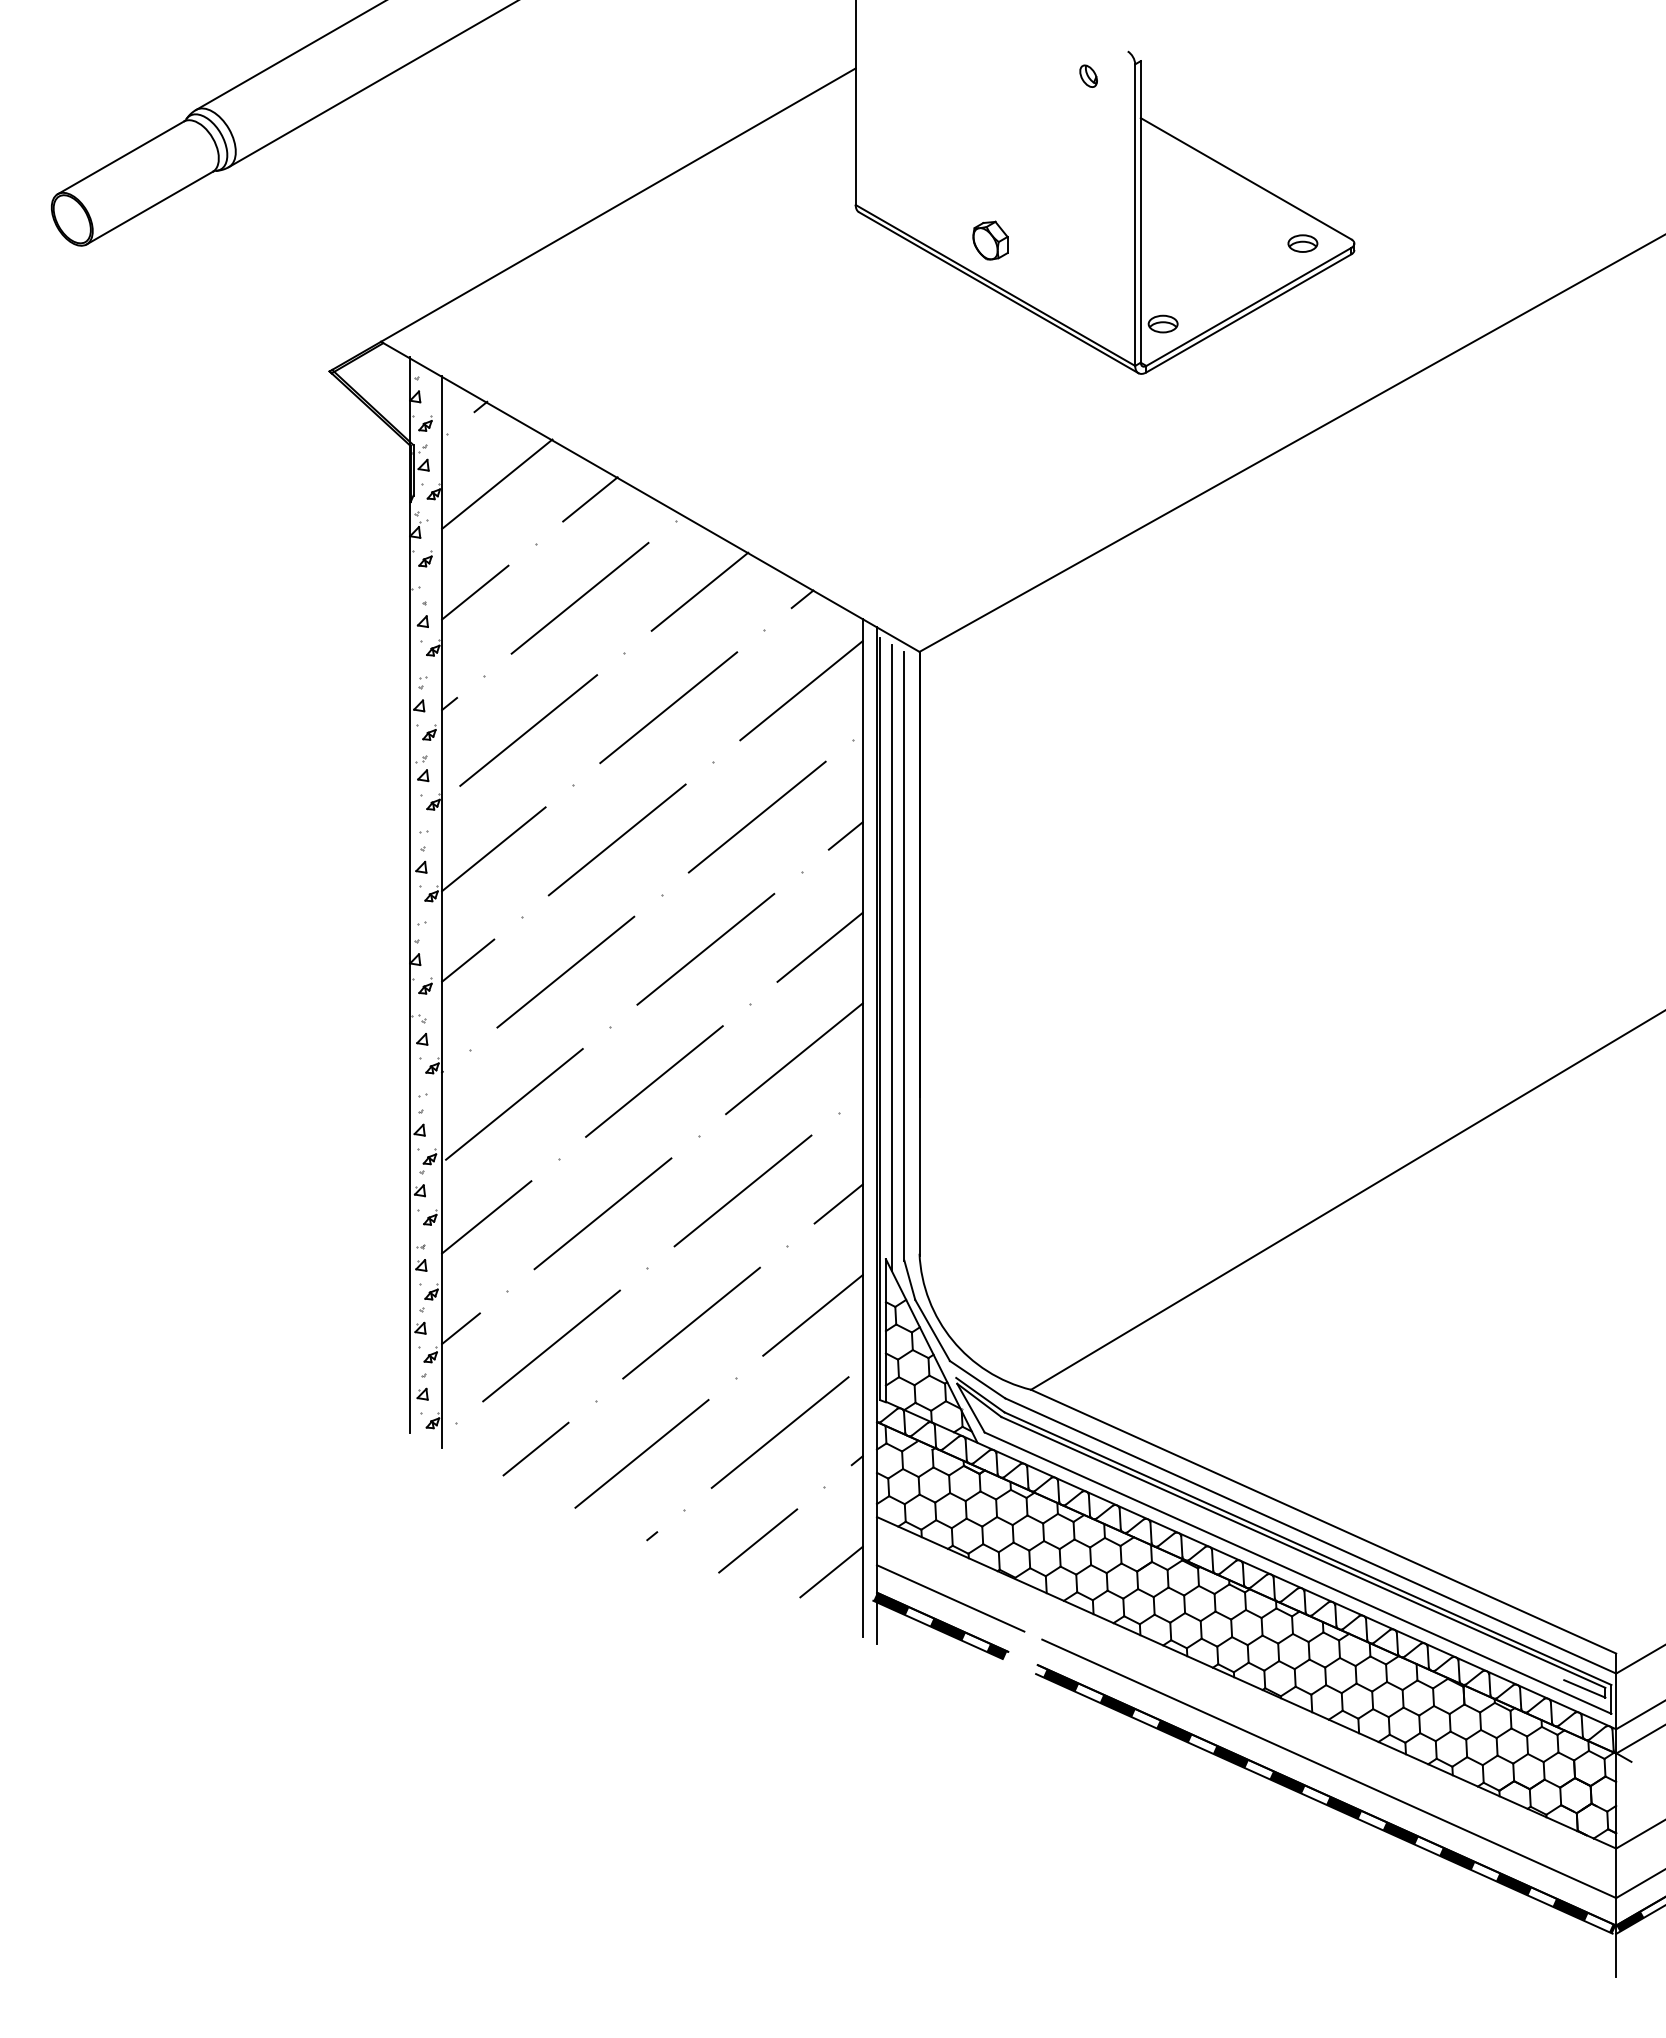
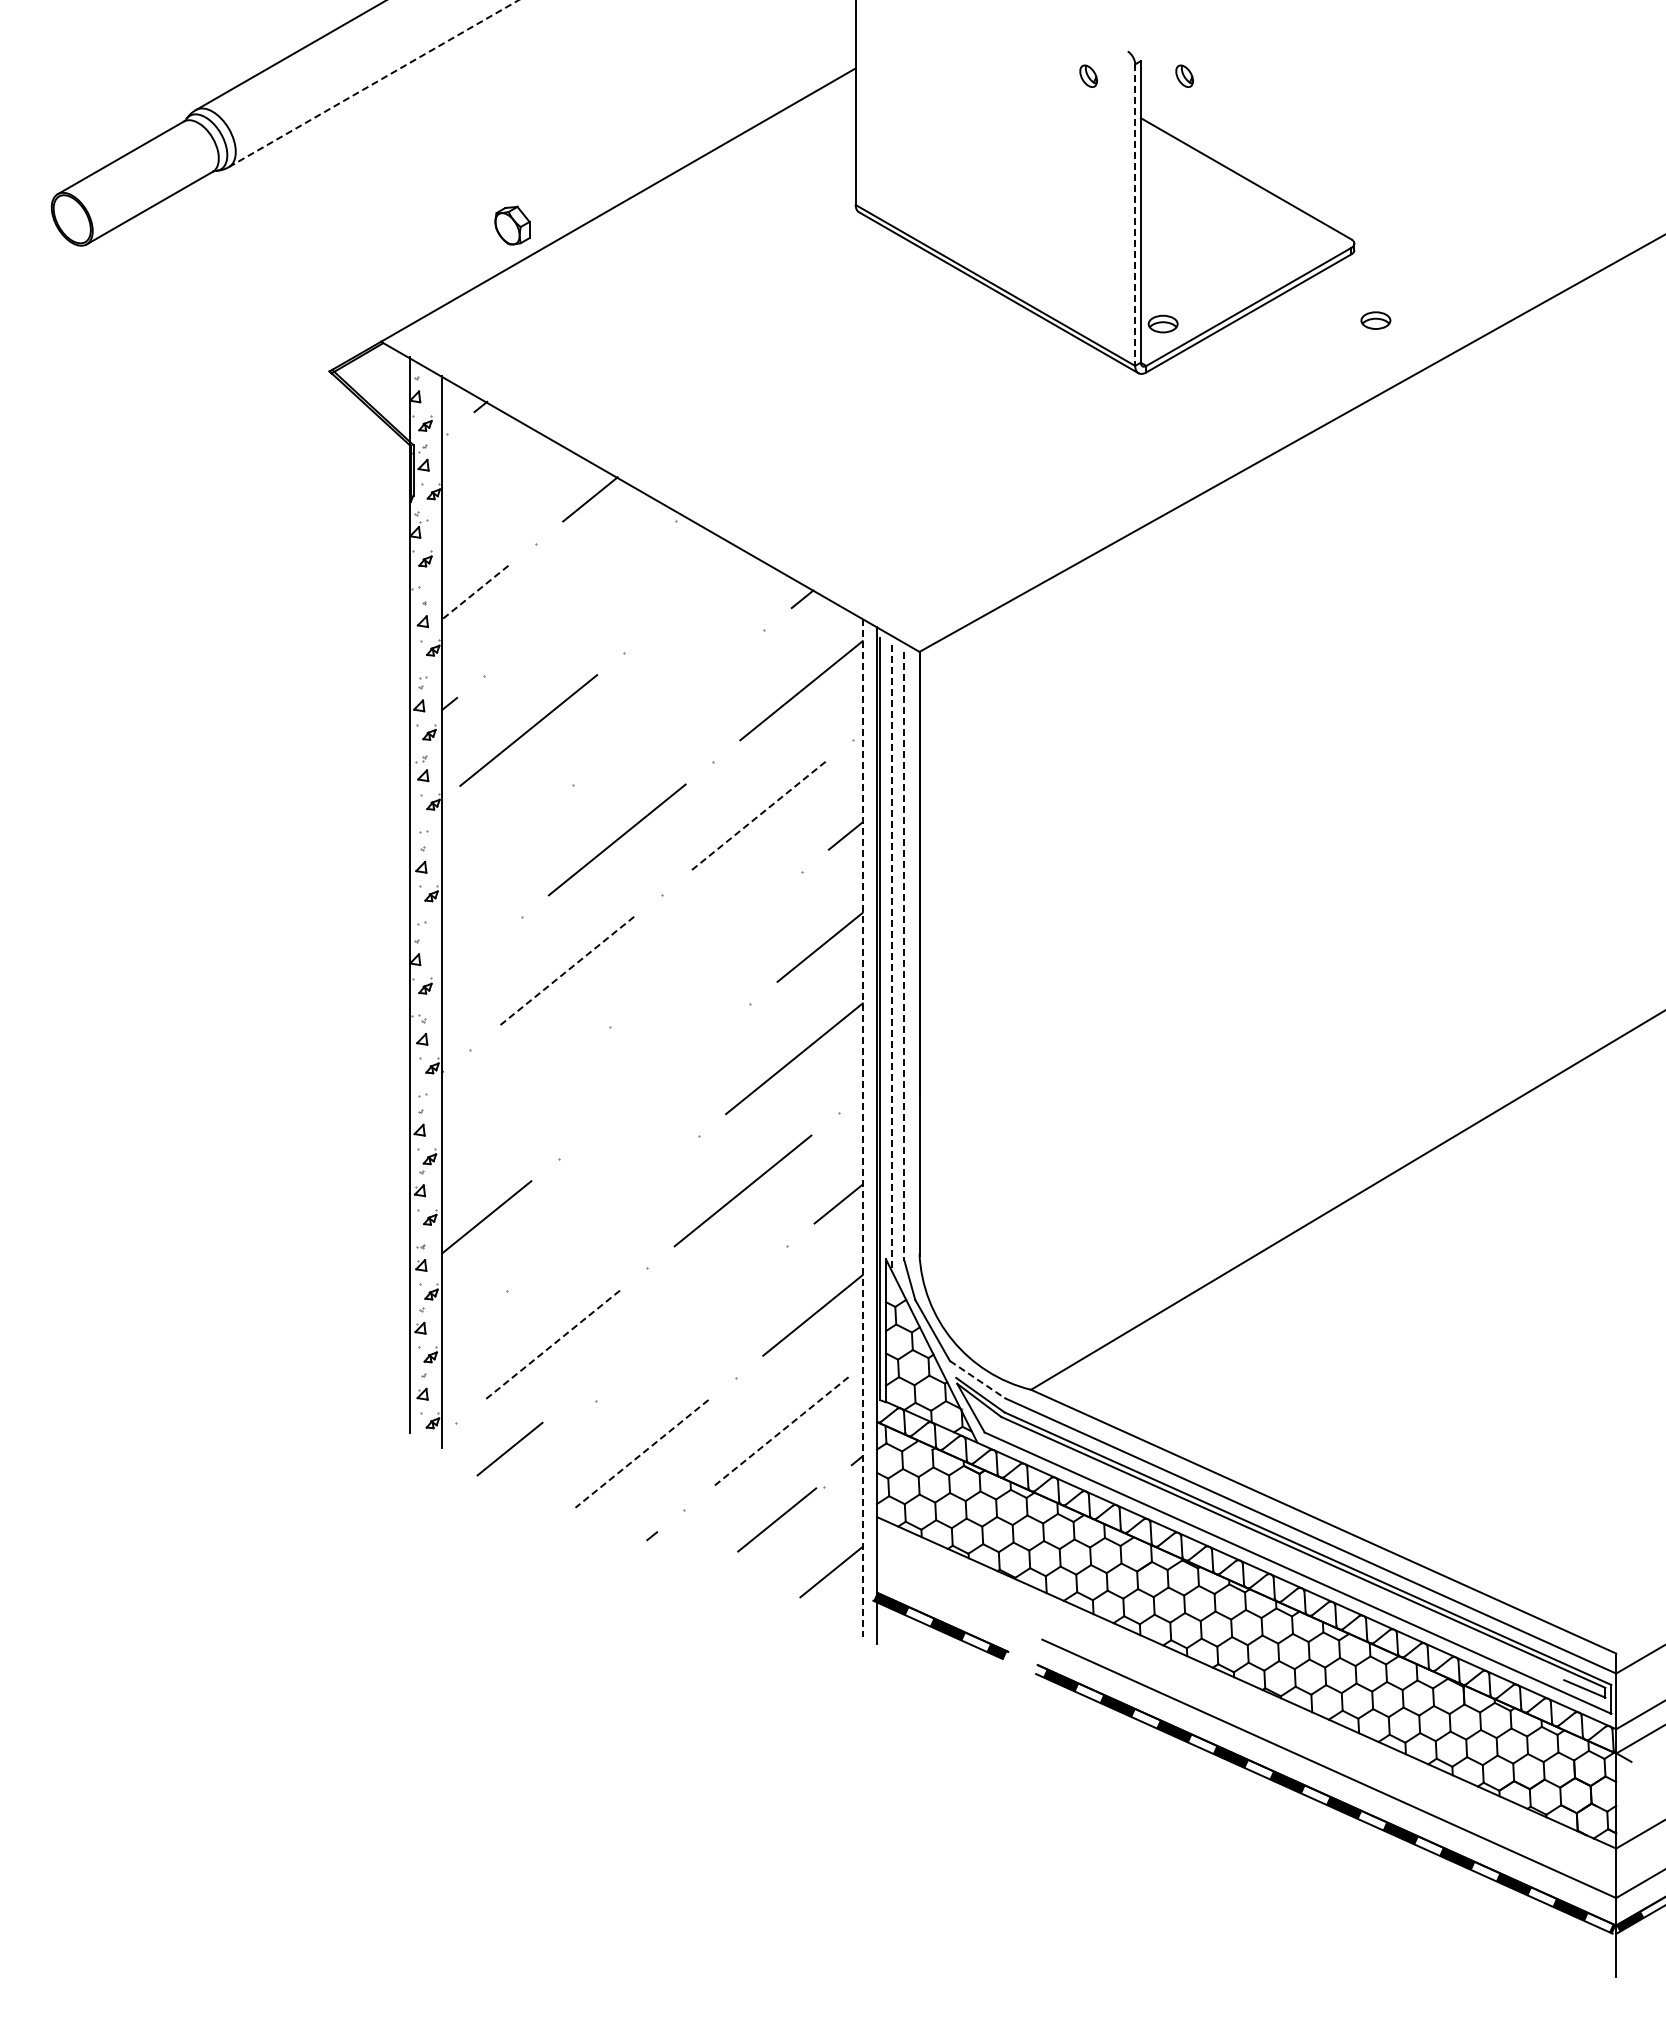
part: none -> present (1184, 75)
line: solid -> dashed (373, 83)
line: solid -> dashed (1135, 215)
part position: (990, 240) -> (512, 225) (512, 225)
part position: (1302, 243) -> (1375, 320) (1375, 320)
line: present -> none (497, 483)
line: present -> none (699, 591)
line: solid -> dashed (475, 592)
line: present -> none (579, 597)
line: present -> none (668, 707)
line: solid -> dashed (757, 817)
line: present -> none (493, 849)
line: present -> none (705, 948)
line: solid -> dashed (904, 956)
line: solid -> dashed (892, 958)
line: present -> none (468, 960)
line: solid -> dashed (565, 972)
line: present -> none (654, 1081)
line: present -> none (514, 1104)
line: solid -> dashed (862, 1128)
line: present -> none (602, 1213)
line: present -> none (691, 1322)
line: present -> none (460, 1328)
line: solid -> dashed (551, 1345)
line: solid -> dashed (978, 1379)
line: solid -> dashed (780, 1432)
line position: (535, 1448) -> (509, 1448) (509, 1448)
line: solid -> dashed (642, 1453)
line position: (758, 1540) -> (777, 1519) (777, 1519)
line: present -> none (950, 1598)
